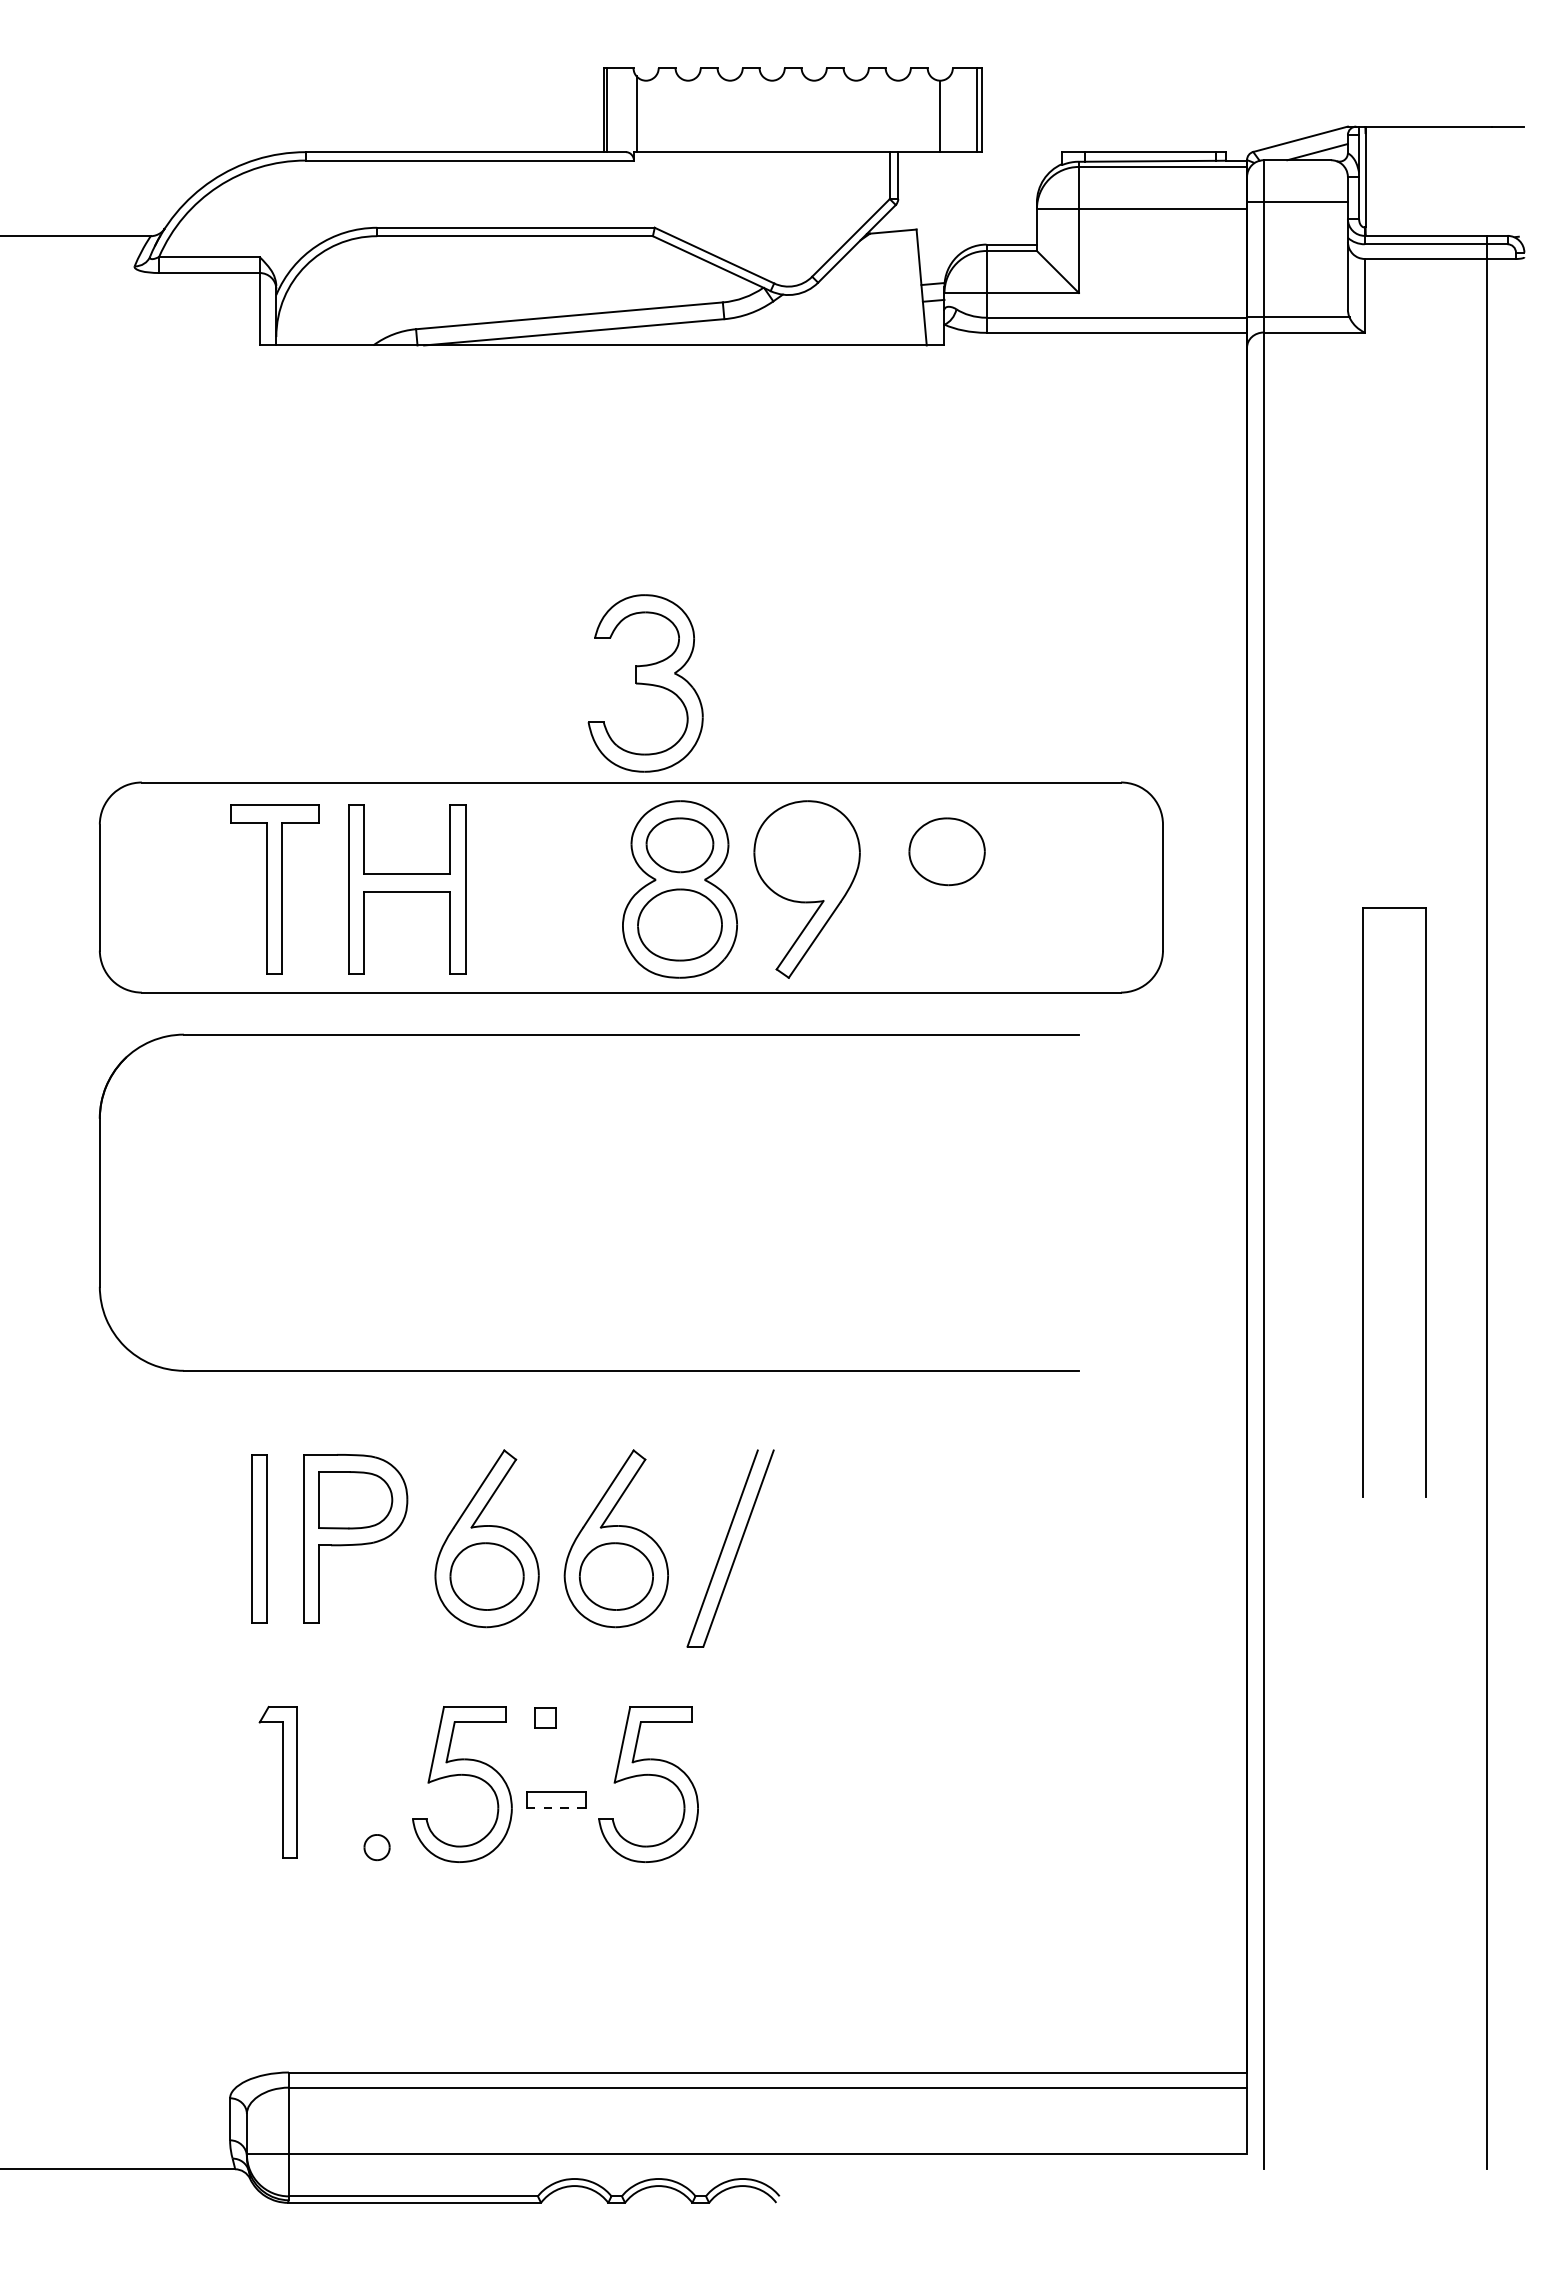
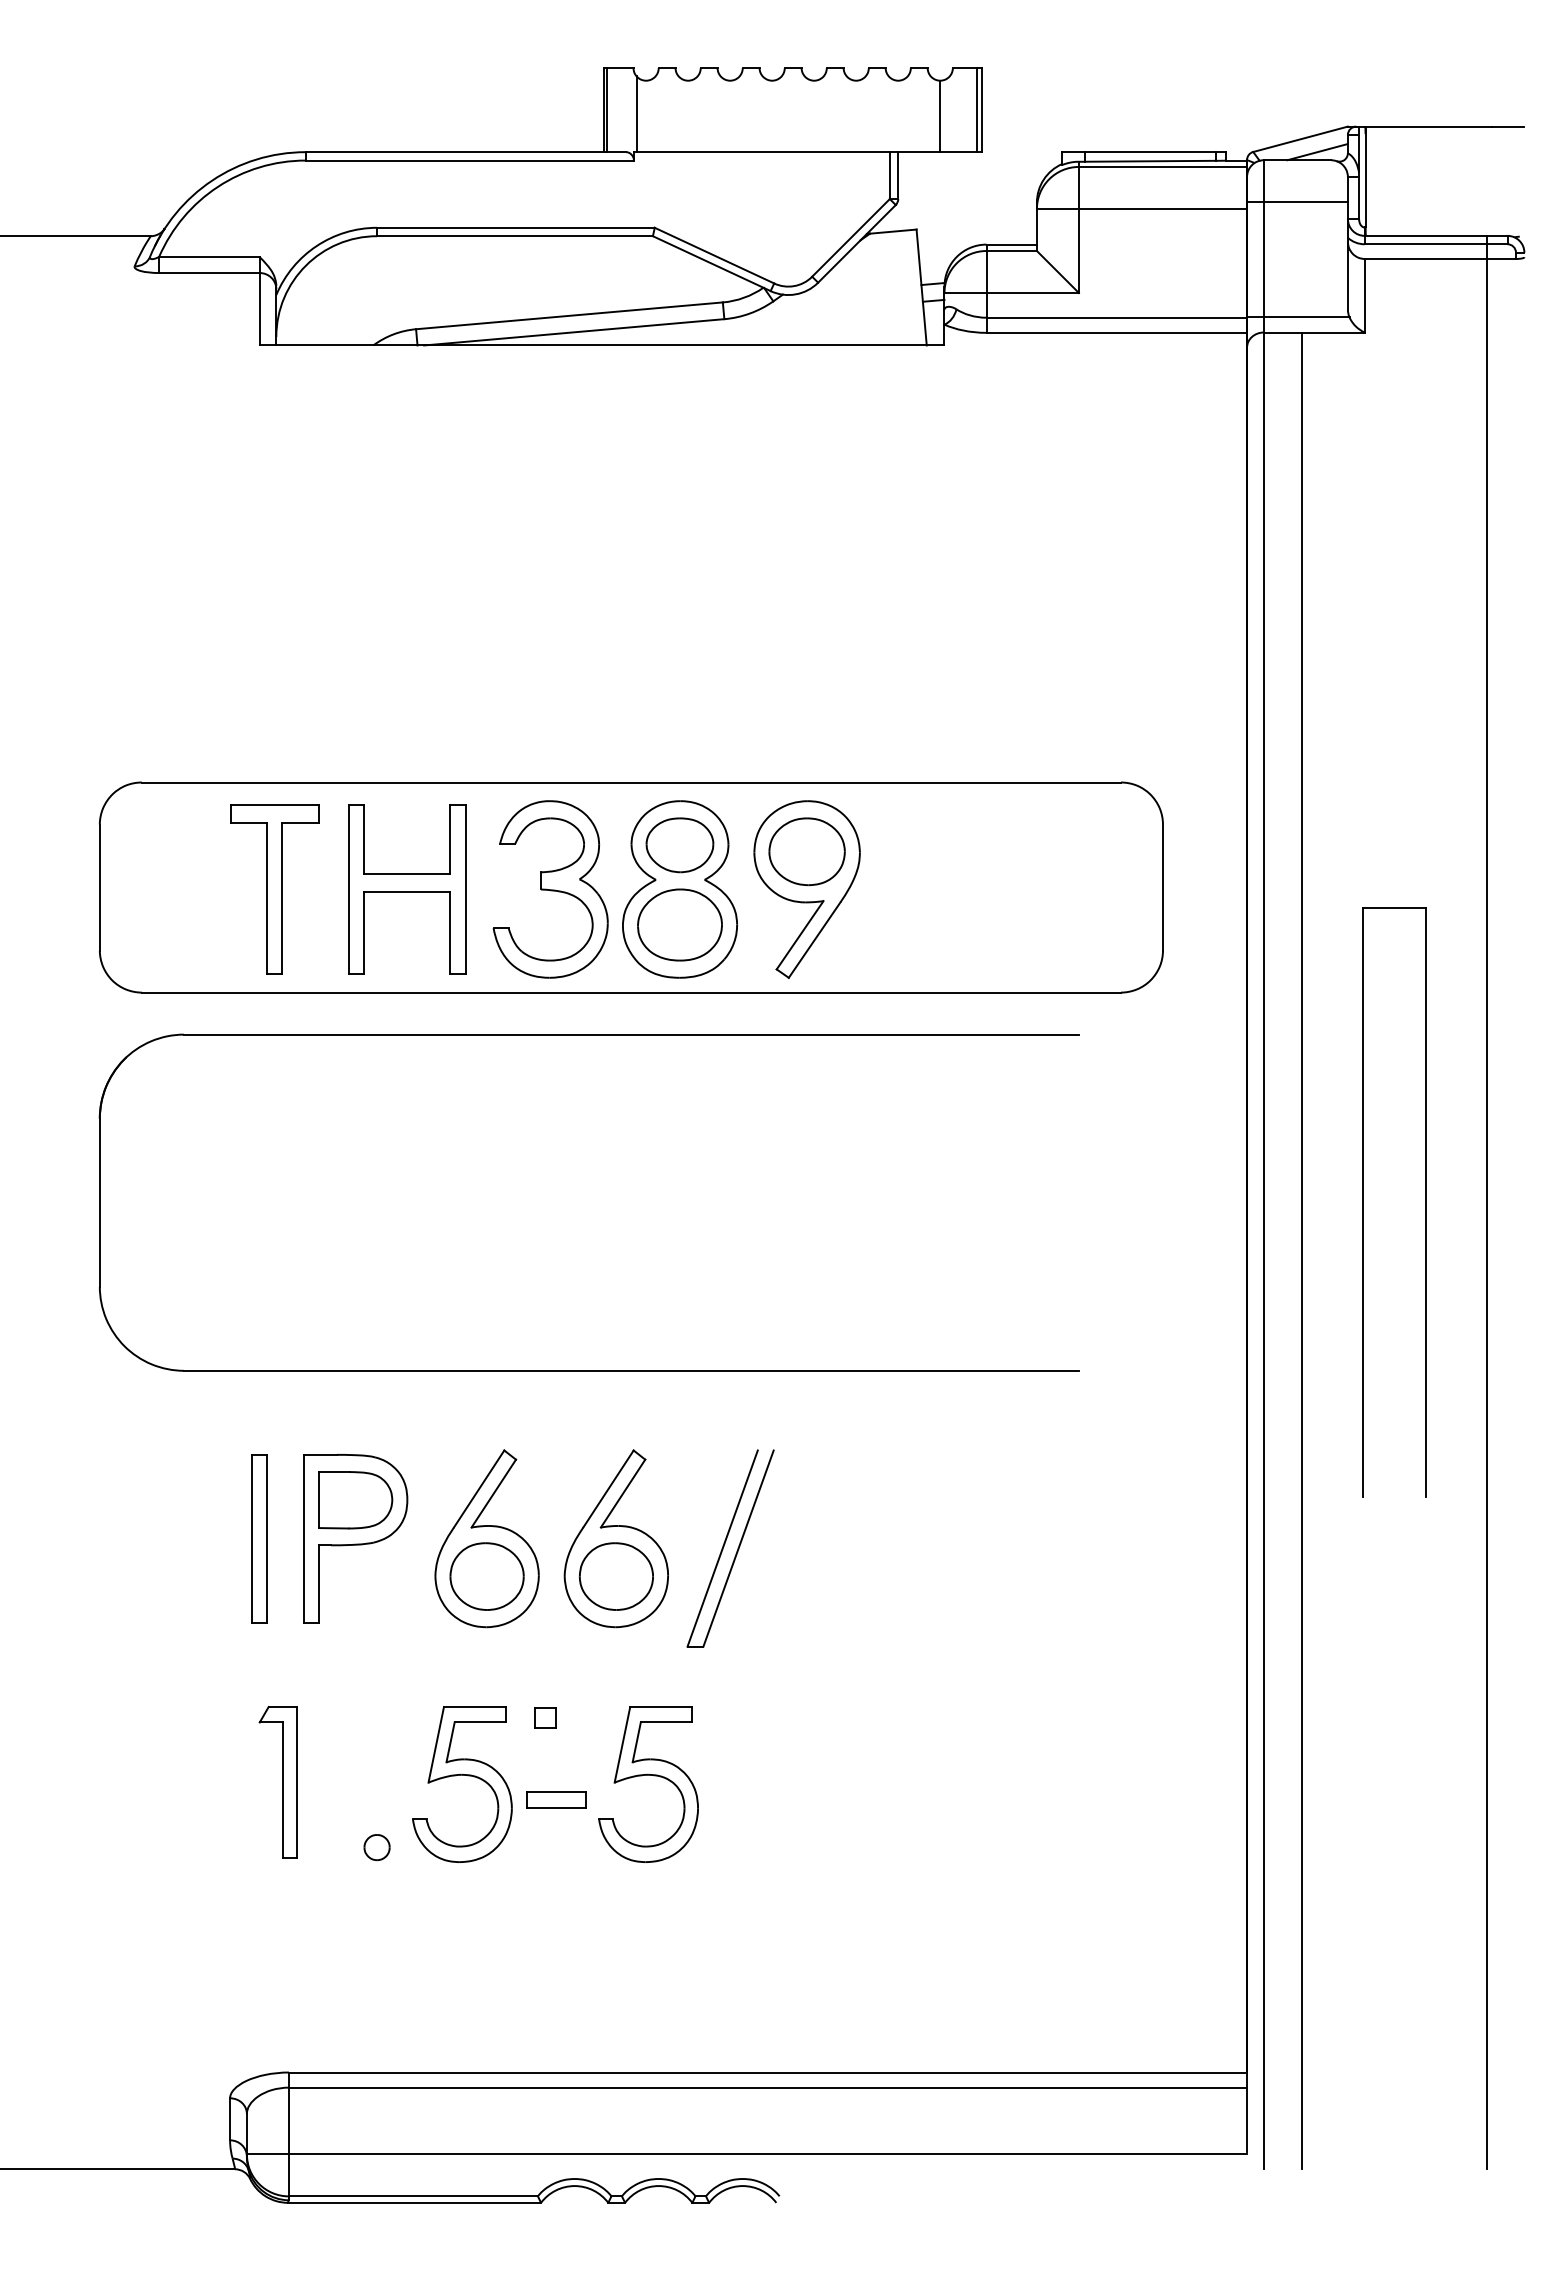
part position: (645, 683) -> (550, 889) (550, 889)
part position: (946, 851) -> (806, 851) (806, 851)
line: none -> present (1301, 1250)
line: dashed -> solid (556, 1807)
